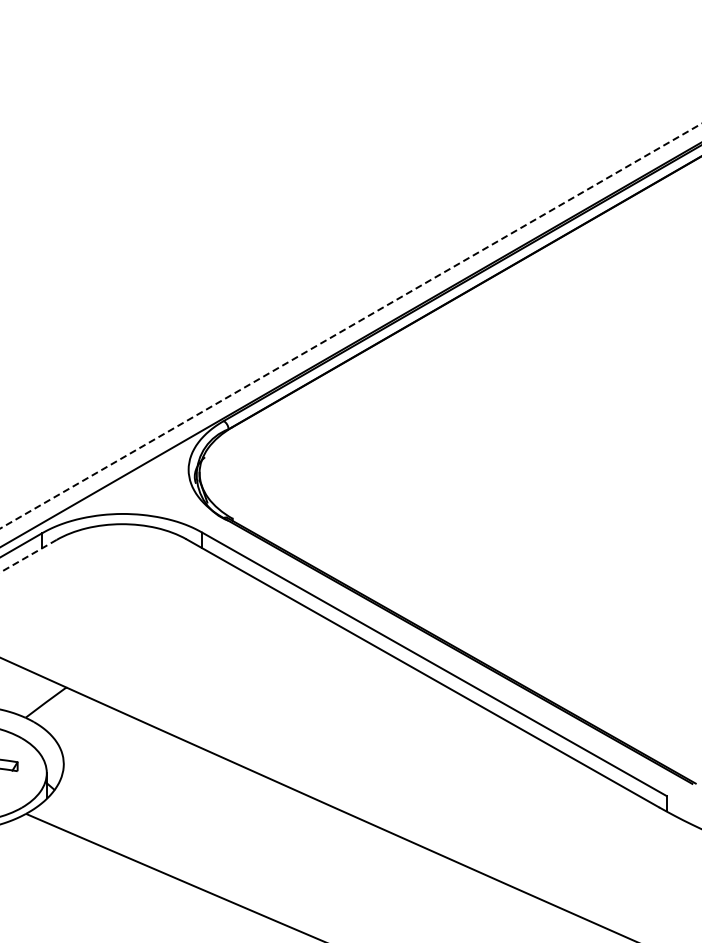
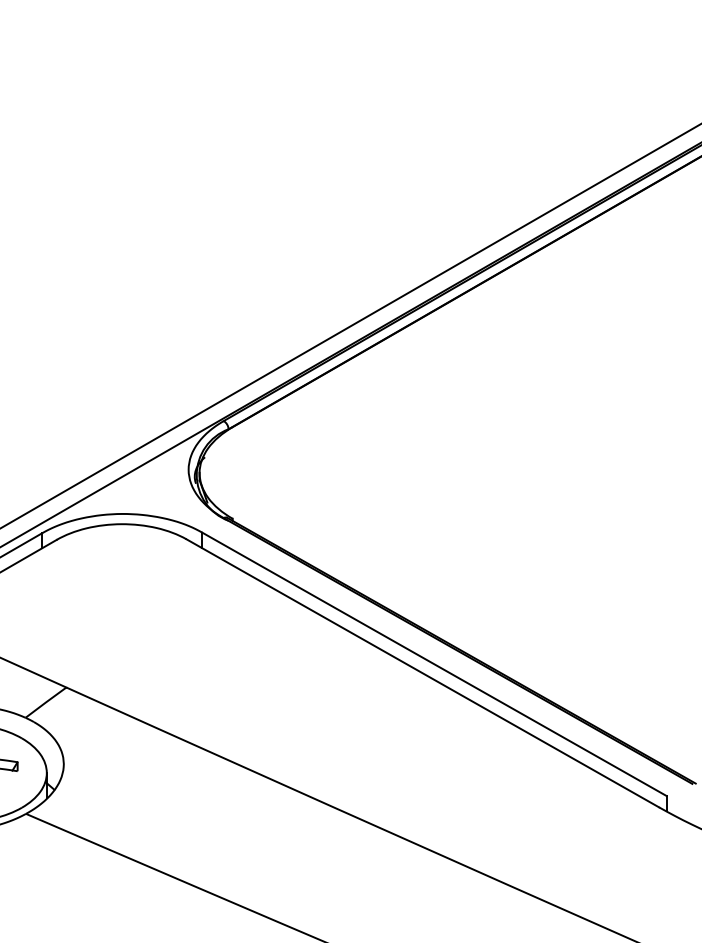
line: dashed -> solid (351, 325)
line: dashed -> solid (29, 555)
